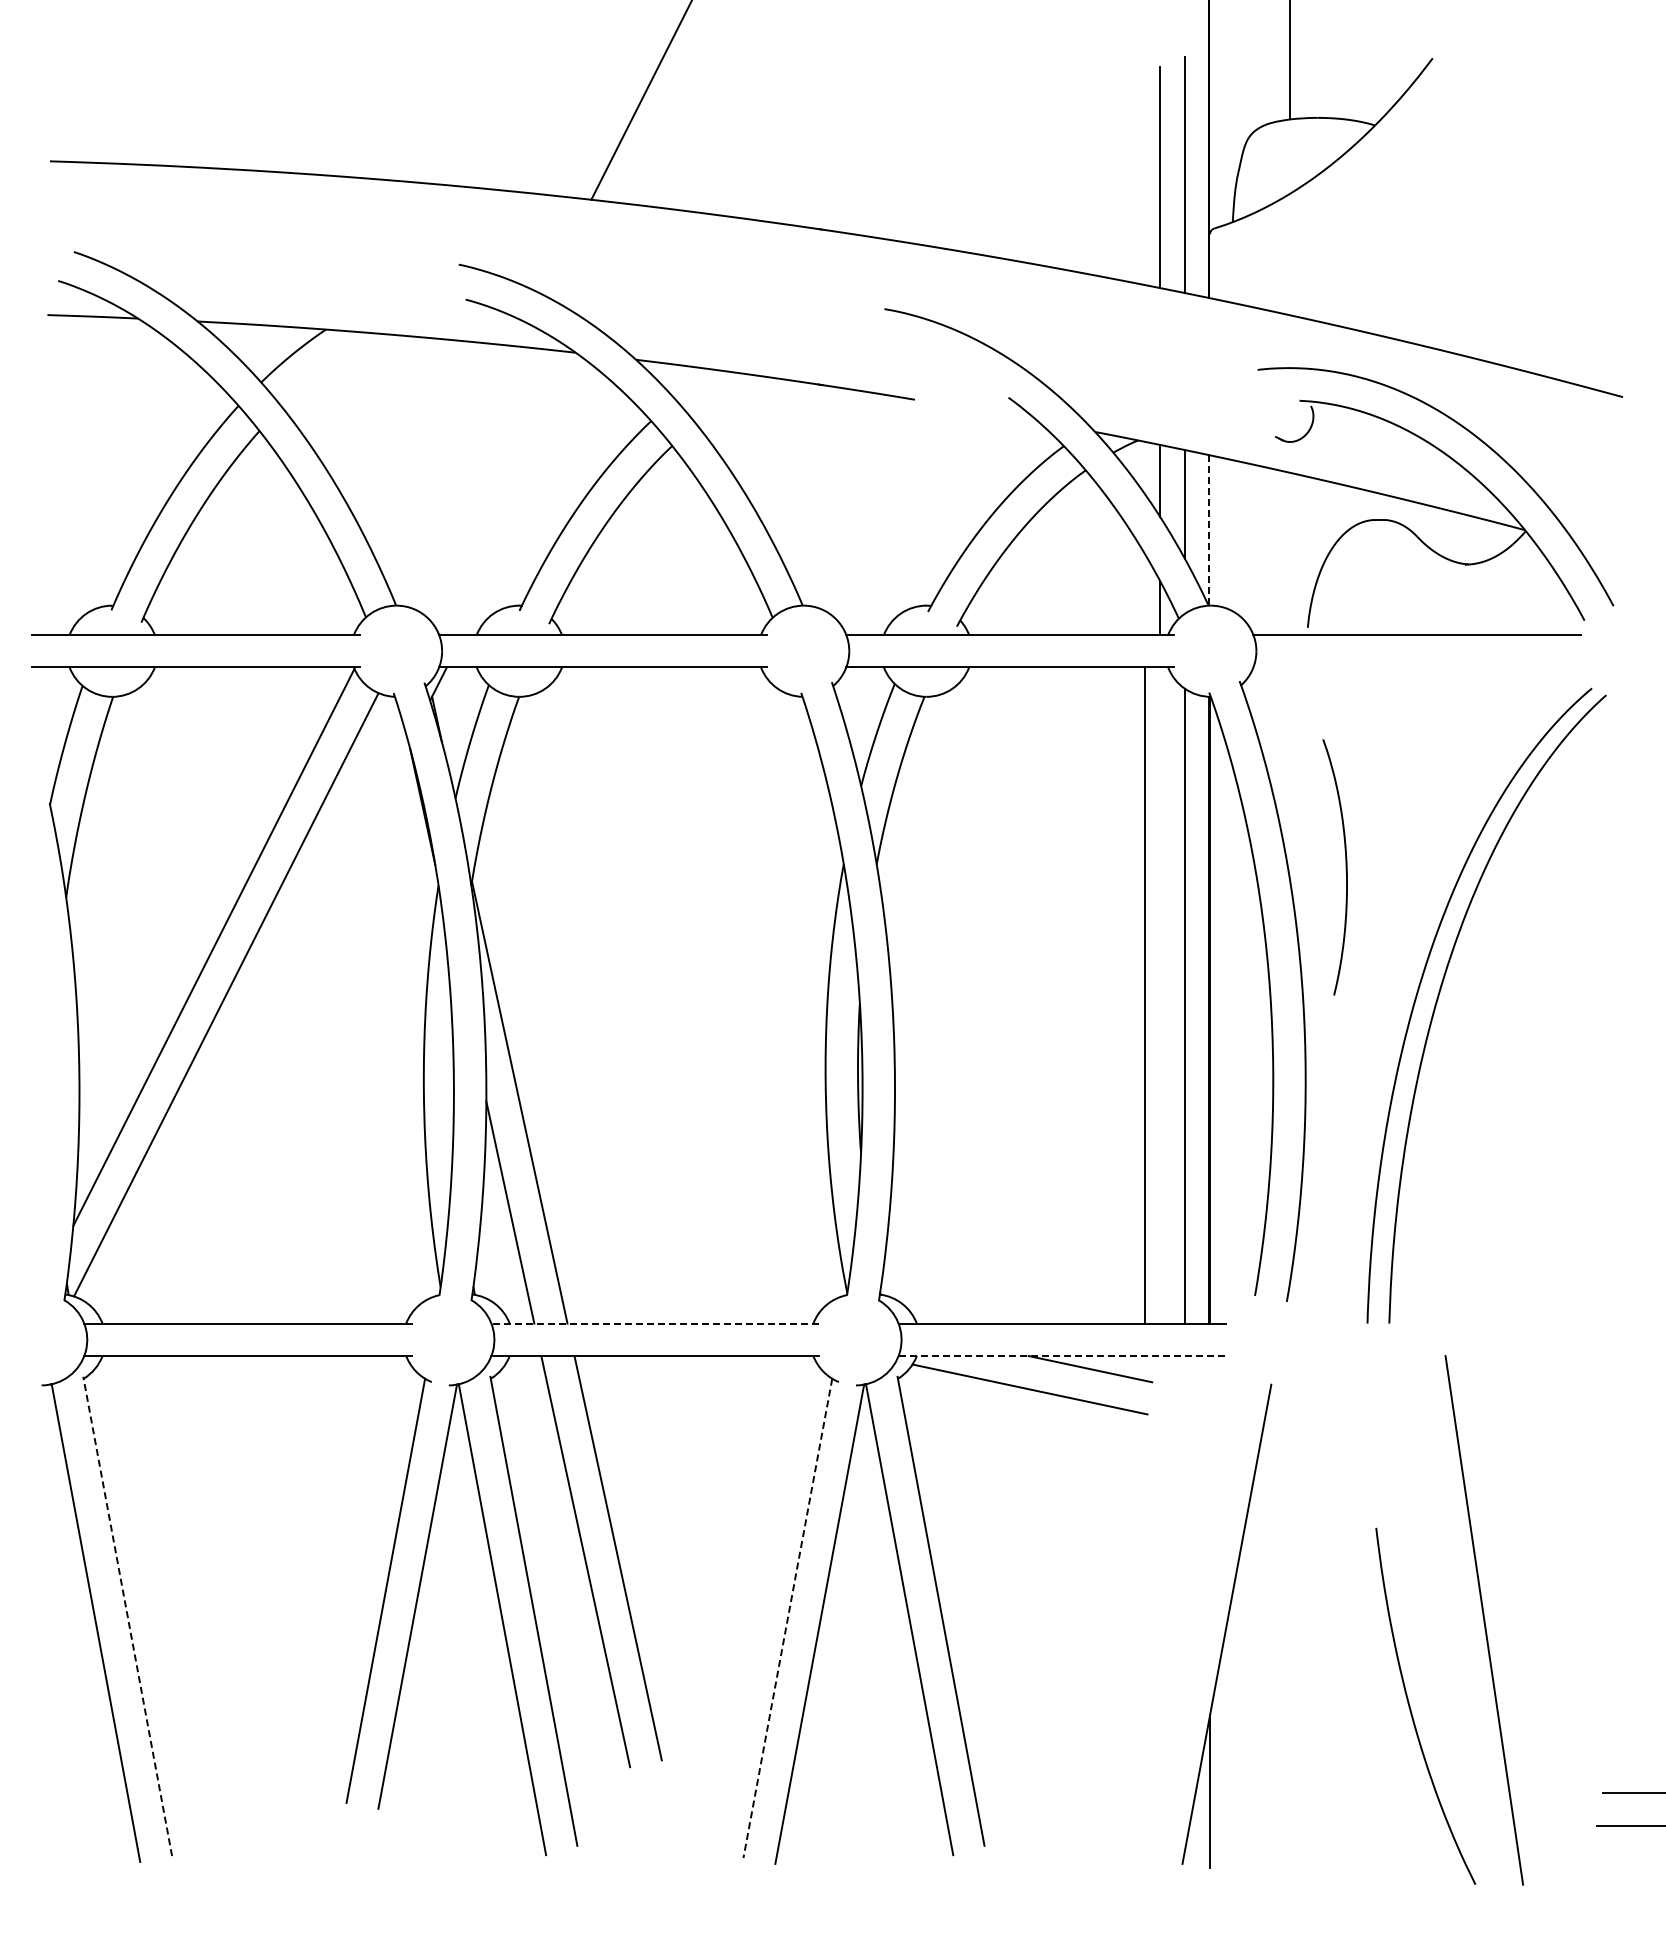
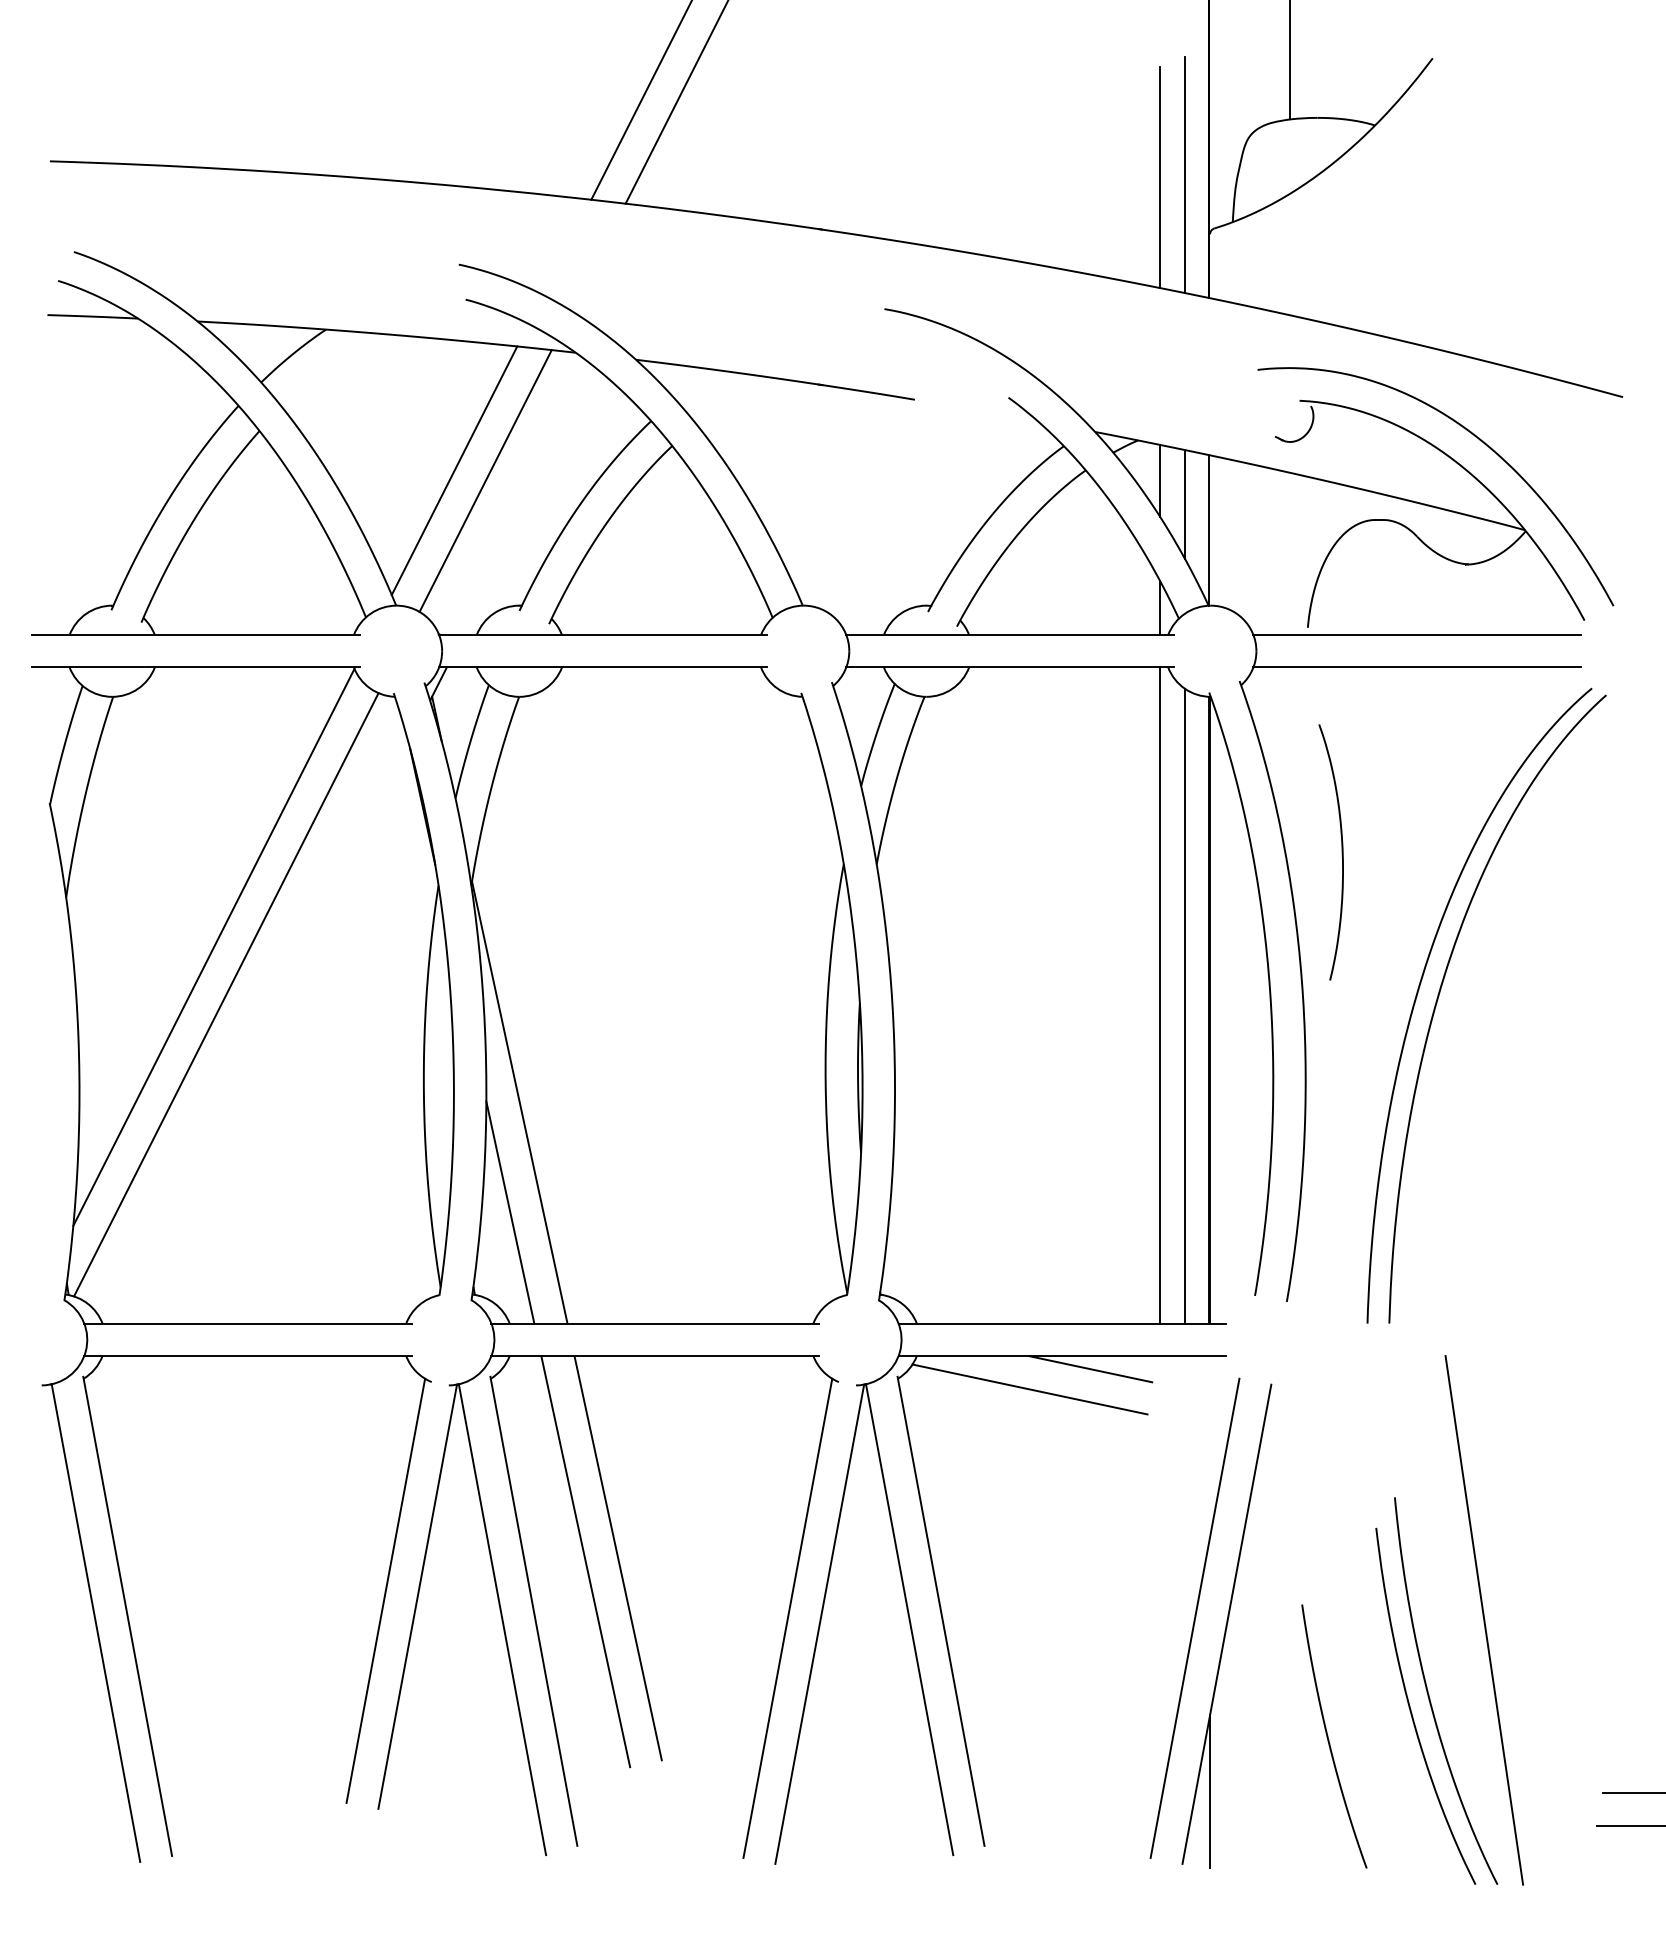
line: none -> present (676, 102)
line: none -> present (454, 470)
line: none -> present (485, 480)
line: dashed -> solid (1209, 530)
line: none -> present (1417, 667)
curve position: (1345, 867) -> (1341, 852) (1341, 852)
line position: (1145, 995) -> (1160, 995) (1160, 995)
line: dashed -> solid (655, 1323)
line: dashed -> solid (1062, 1356)
line: dashed -> solid (127, 1616)
line: dashed -> solid (787, 1618)
line: none -> present (1194, 1618)
curve: none -> present (1429, 1694)
curve: none -> present (1329, 1739)
